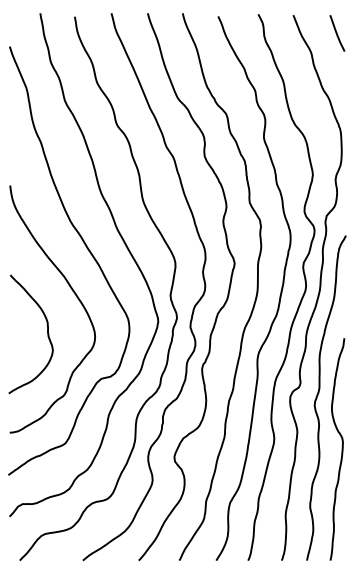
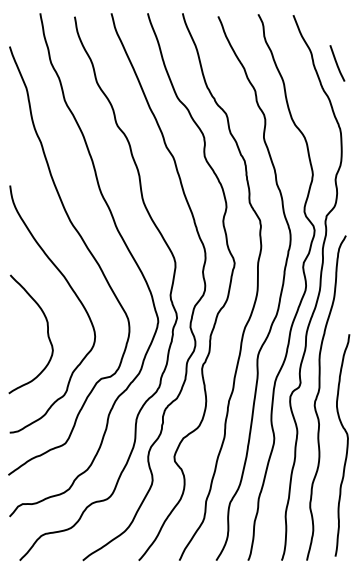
line position: (337, 33) -> (337, 63) (337, 63)
curve position: (341, 449) -> (346, 445) (346, 445)
